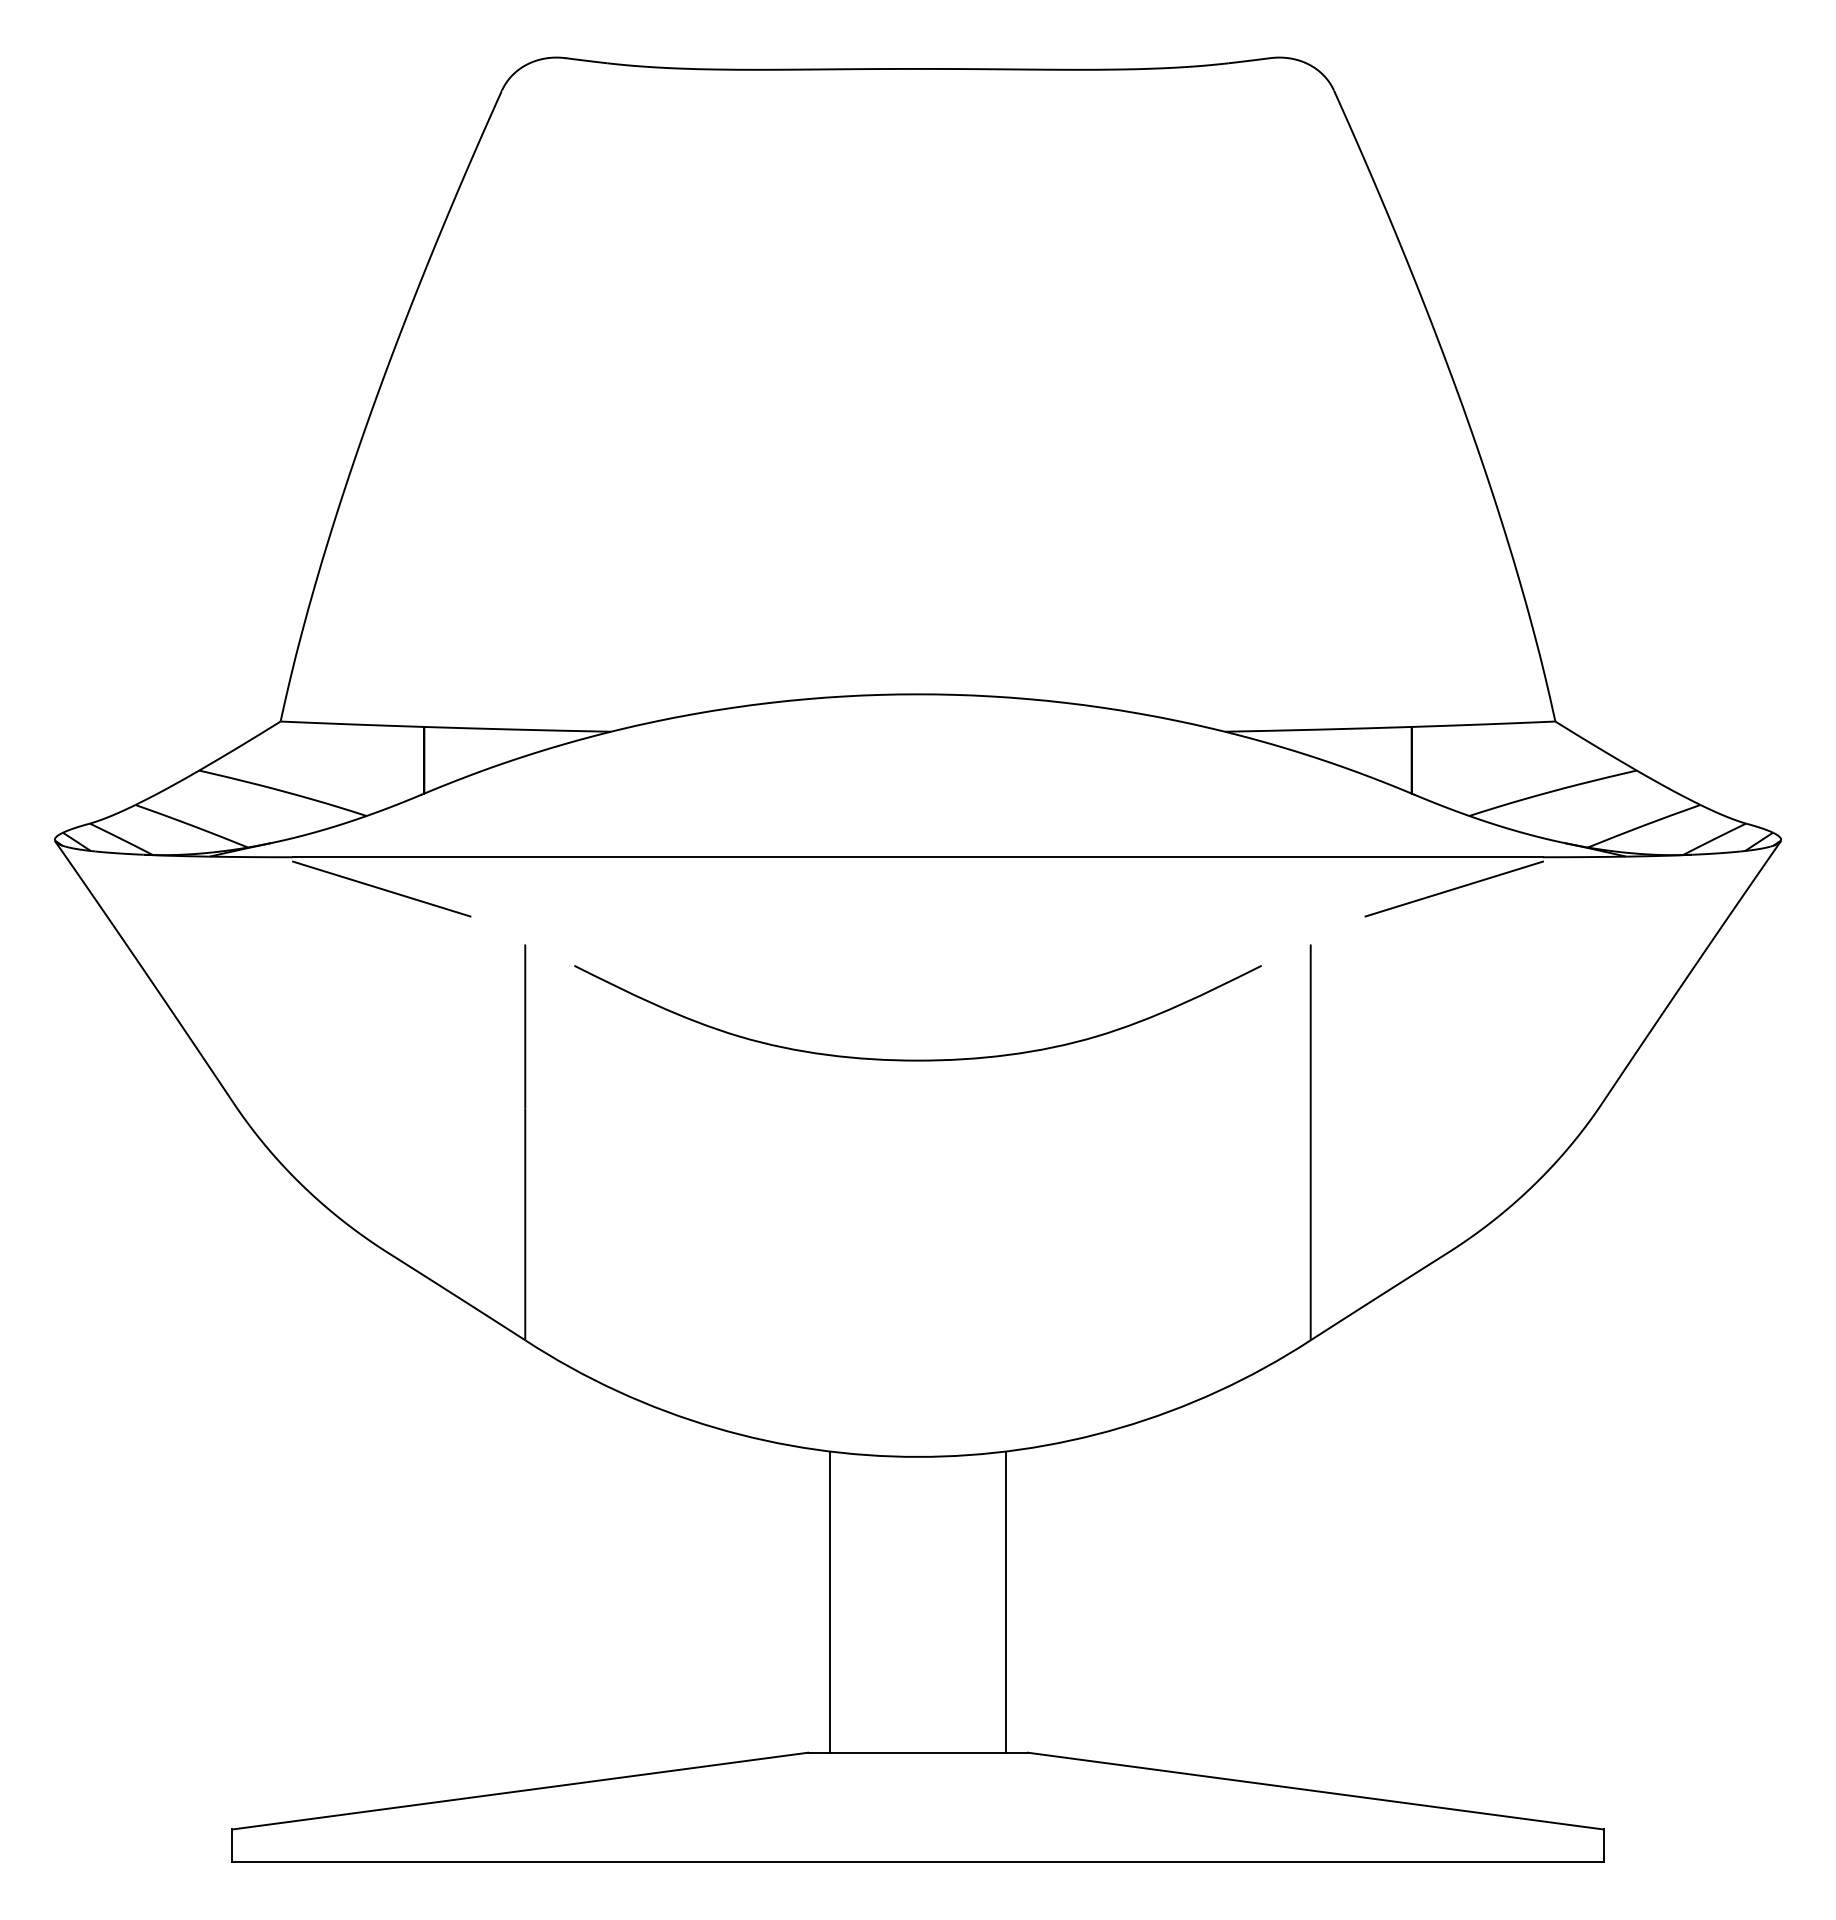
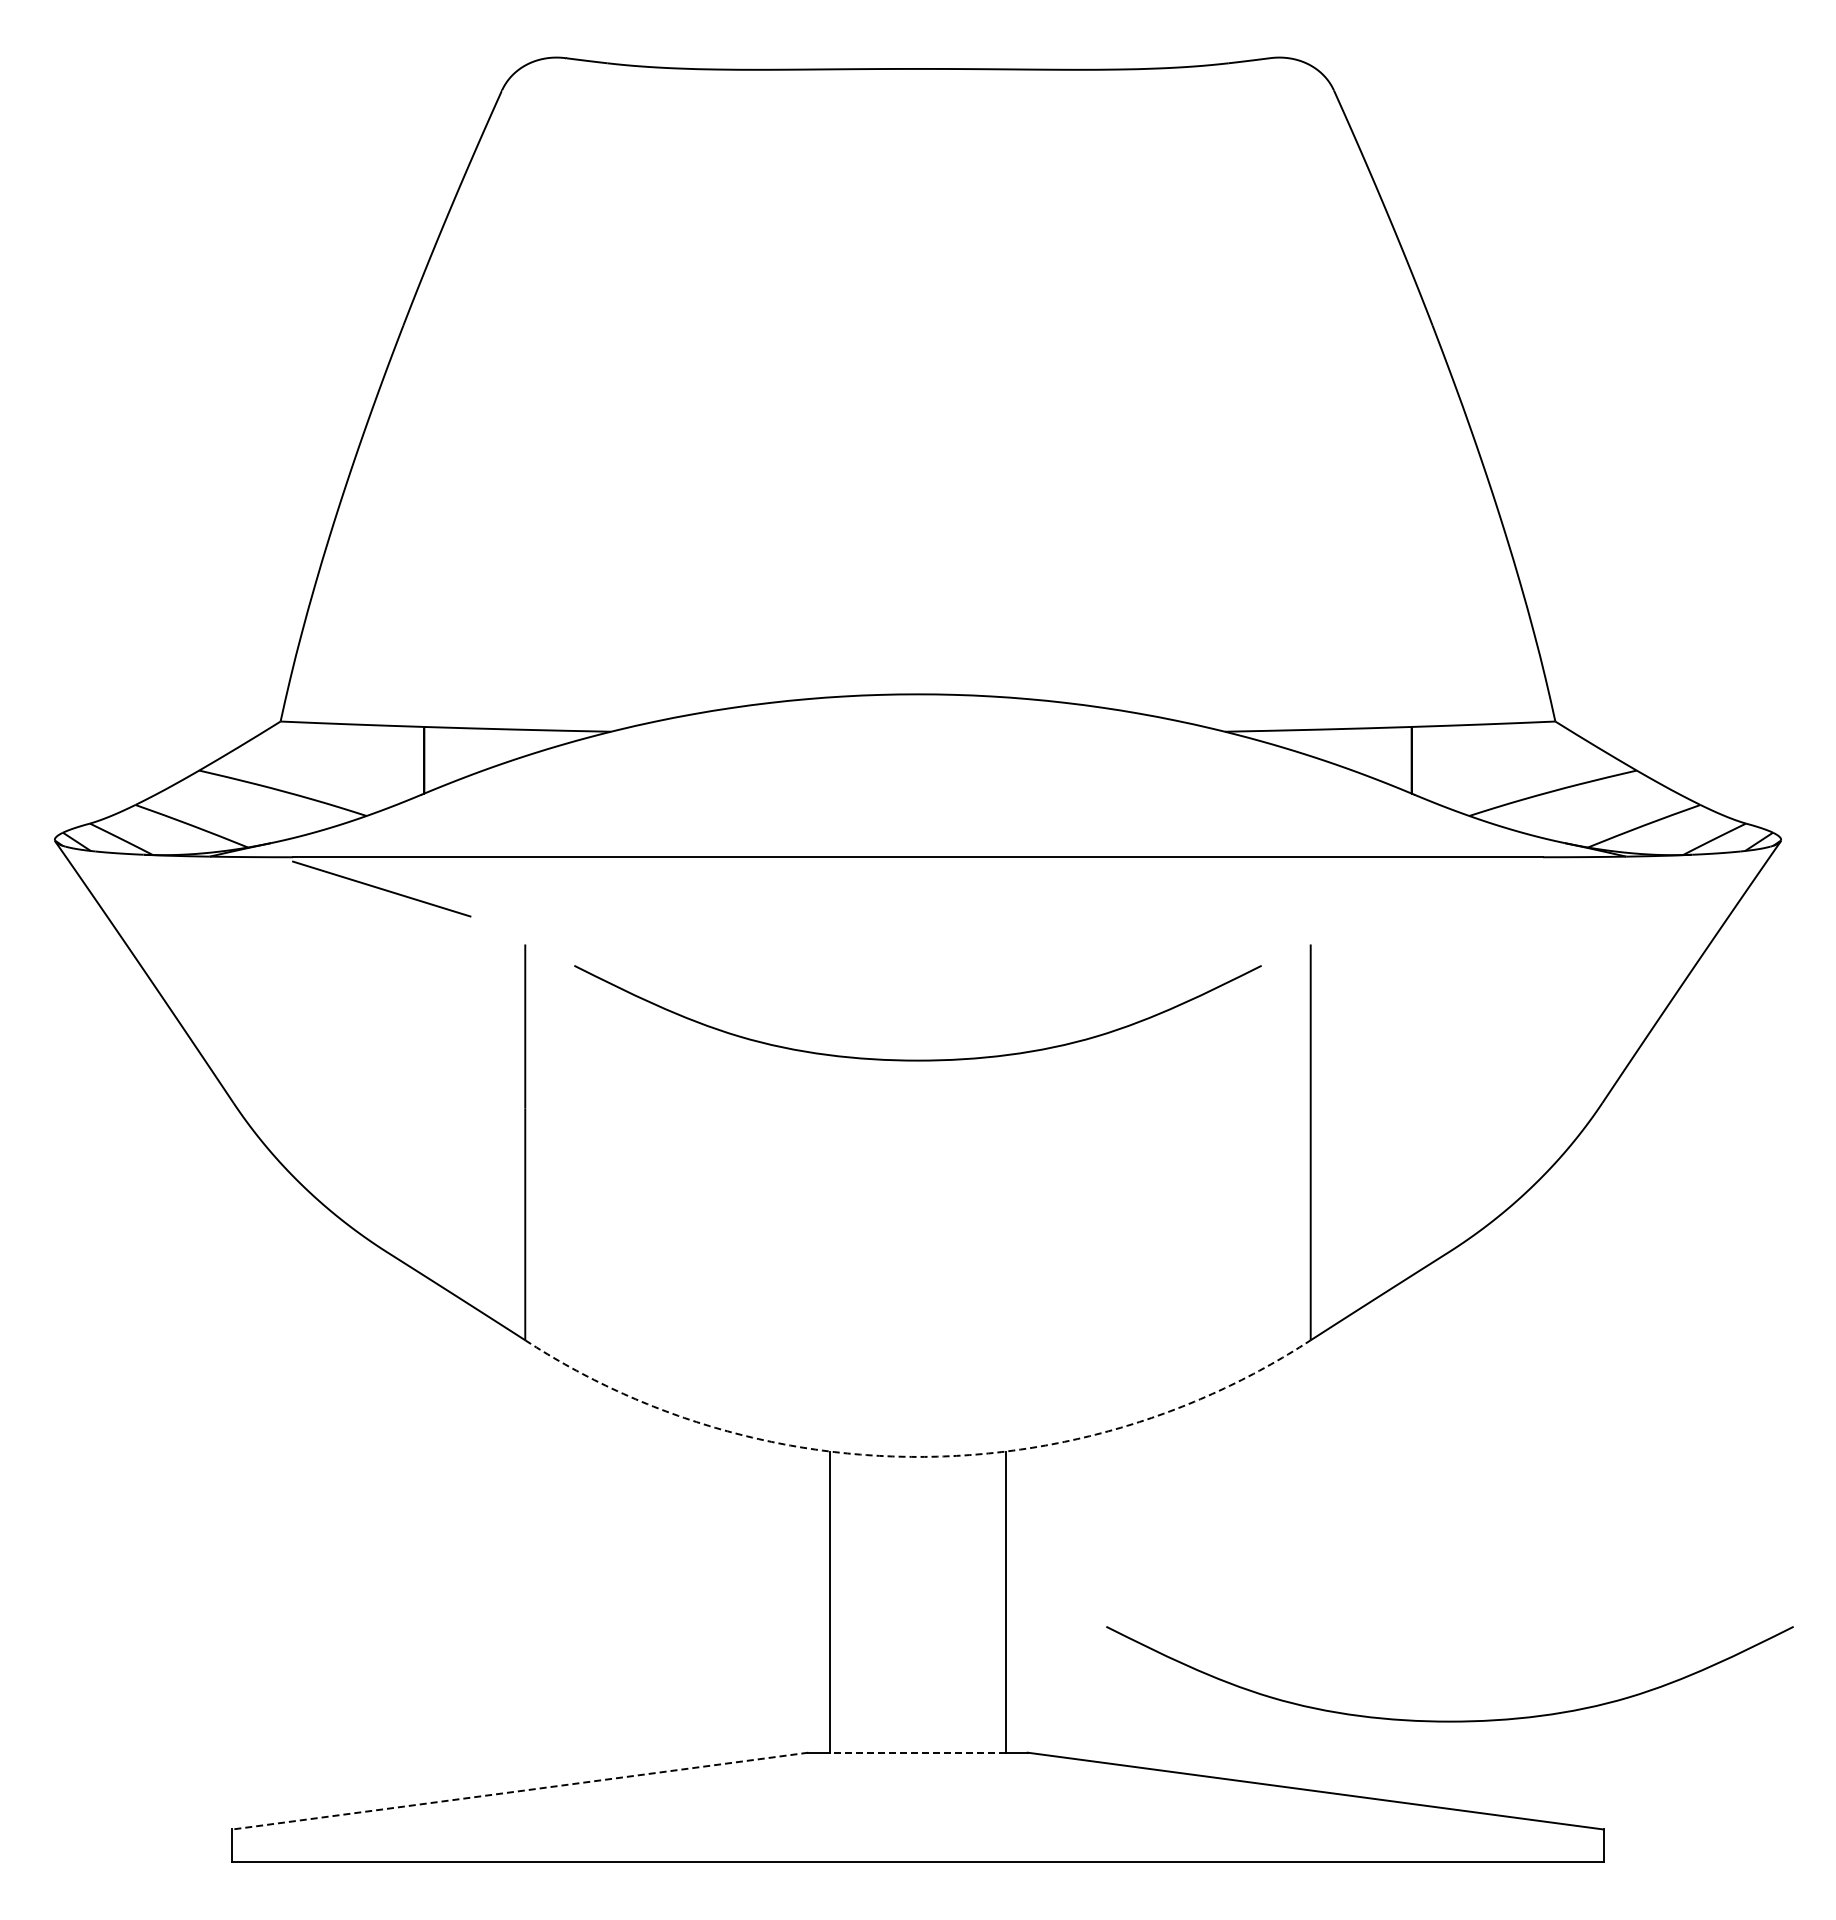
line: present -> none (1453, 888)
arc: solid -> dashed (917, 1456)
curve: none -> present (1449, 1720)
line: solid -> dashed (917, 1752)
line: solid -> dashed (520, 1791)
